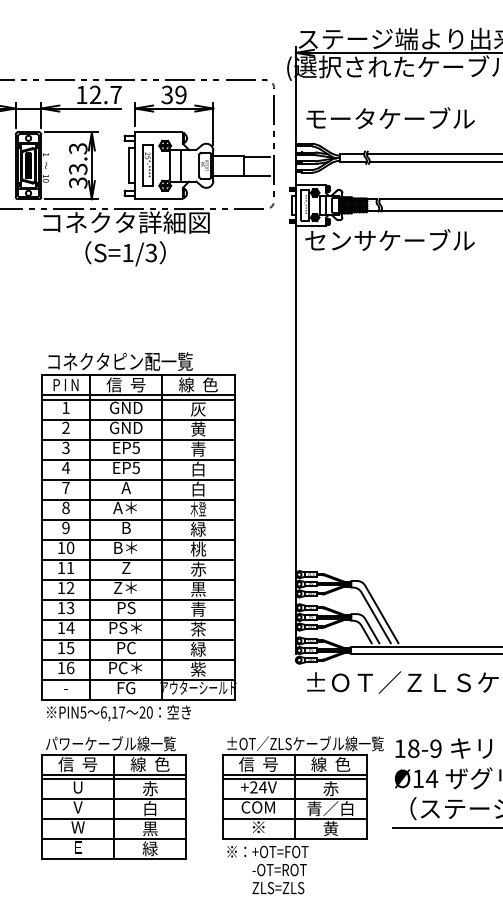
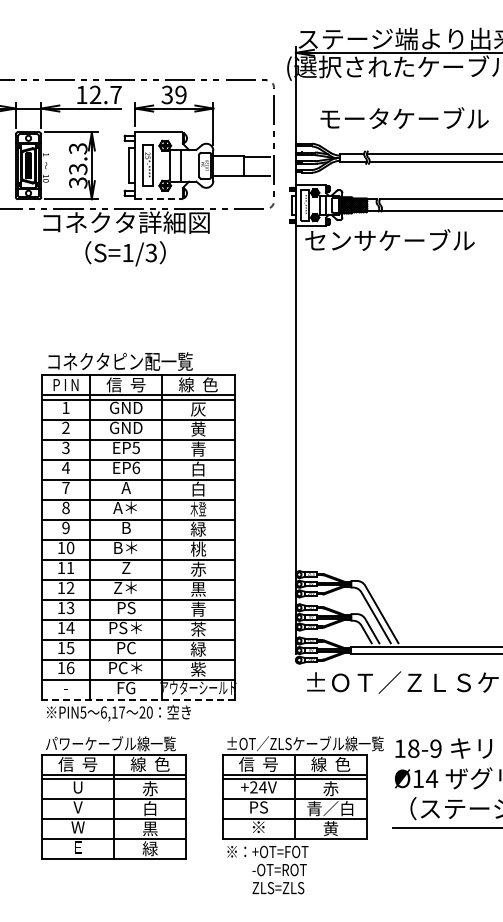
text position: (390, 118) -> (404, 118) (404, 118)
line: solid -> dashed (159, 199)
text: EP5 -> EP6 (136, 467)
line: solid -> dashed (137, 699)
text: COM -> PS (257, 807)
